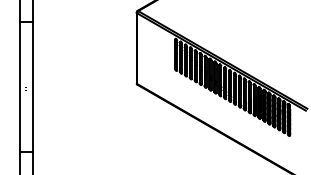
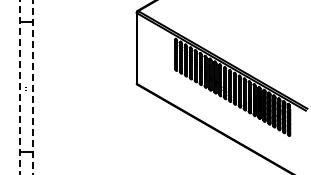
line: solid -> dashed (19, 87)
line: solid -> dashed (32, 87)
